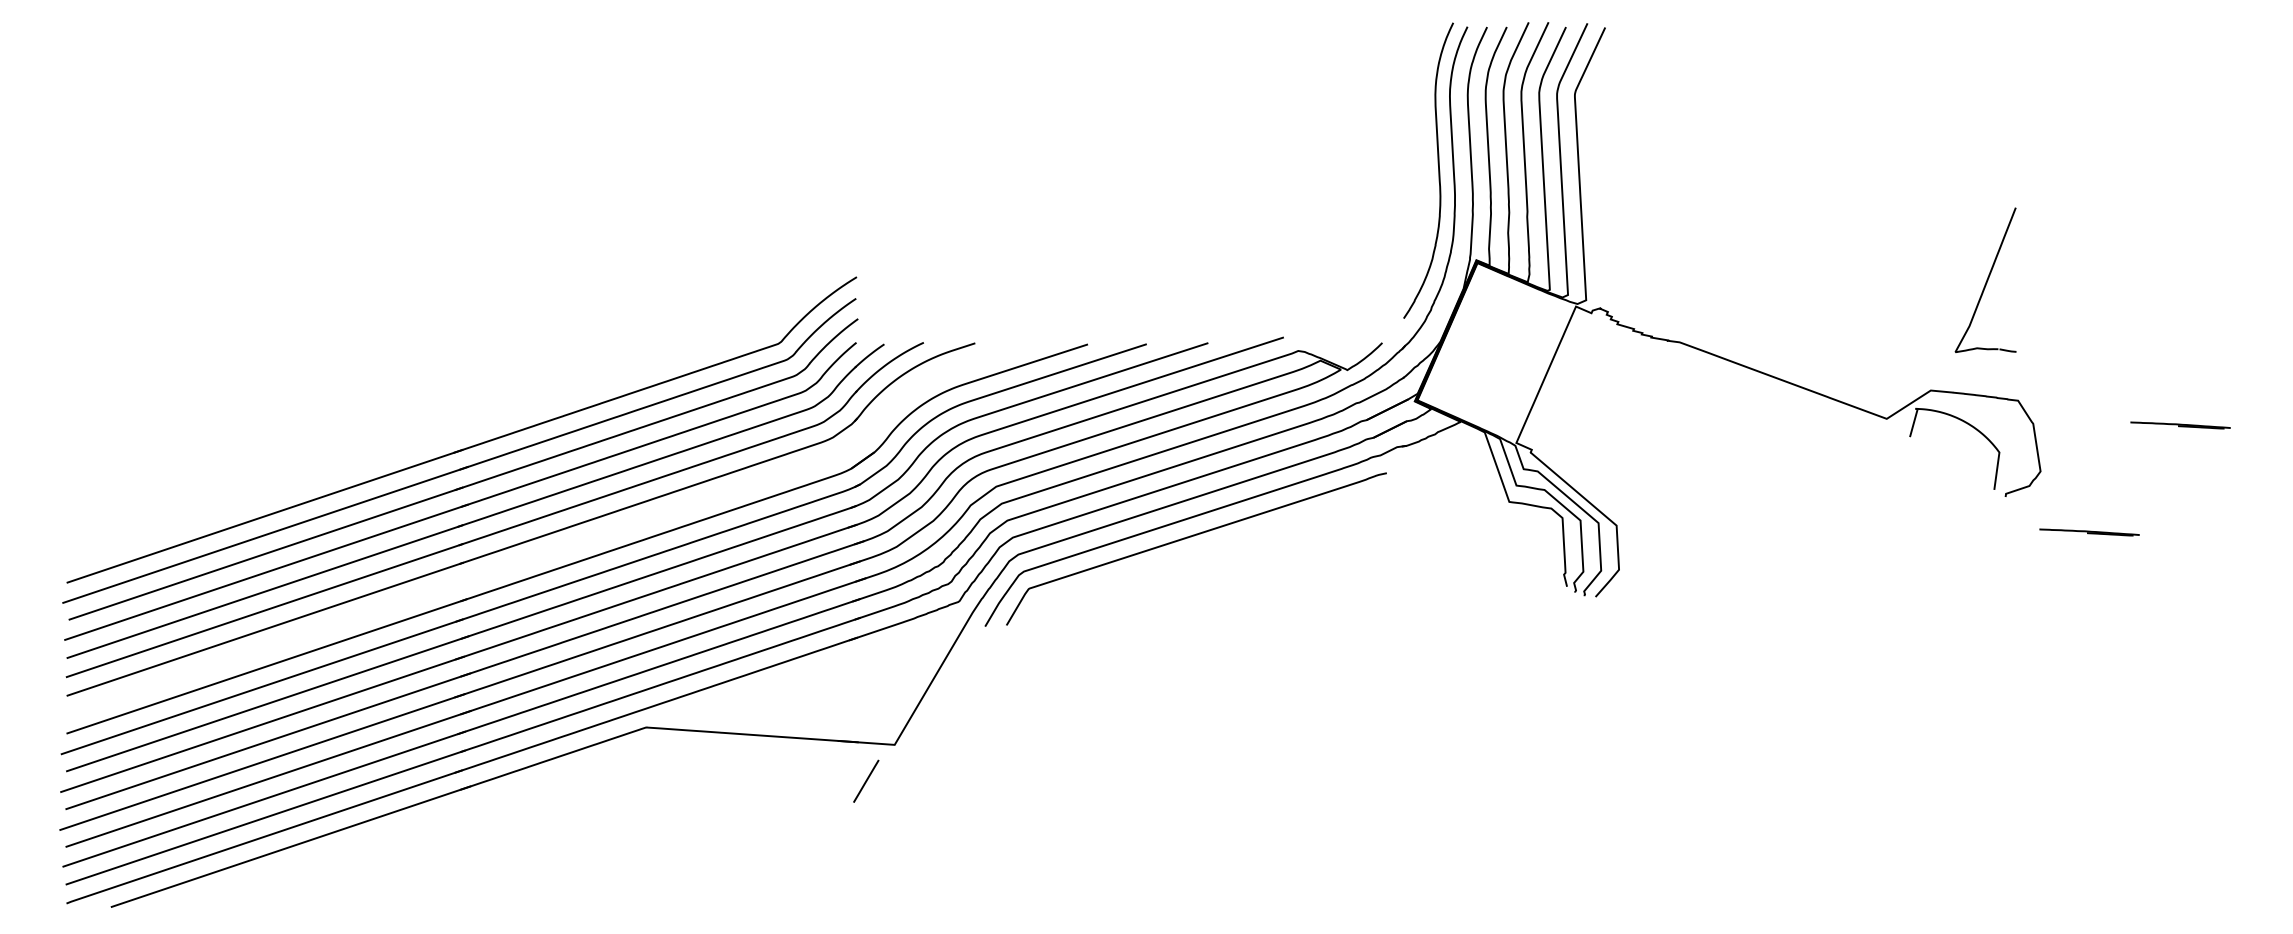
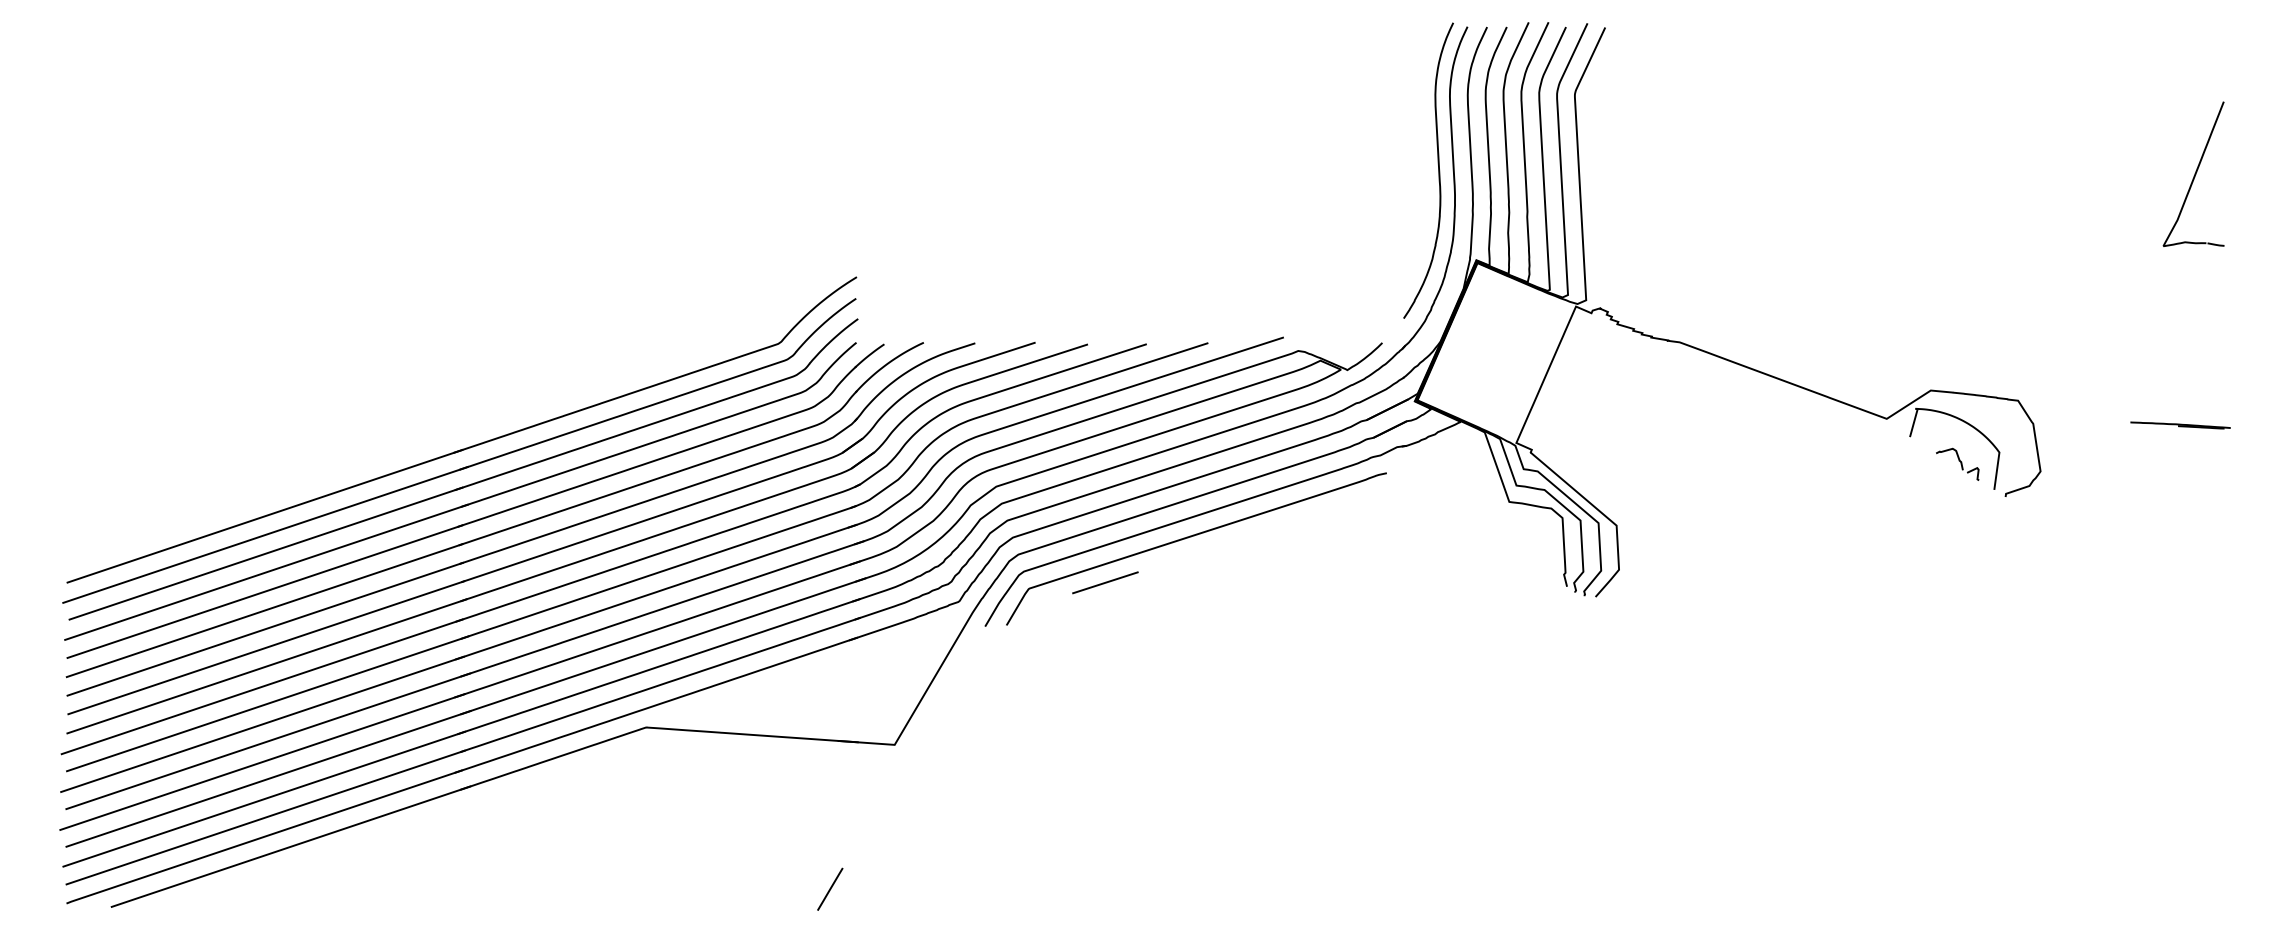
part position: (1985, 279) -> (2193, 173) (2193, 173)
part: none -> present (1957, 463)
line: present -> none (2089, 532)
part: none -> present (558, 548)
line: none -> present (1105, 582)
line position: (866, 780) -> (830, 888) (830, 888)
